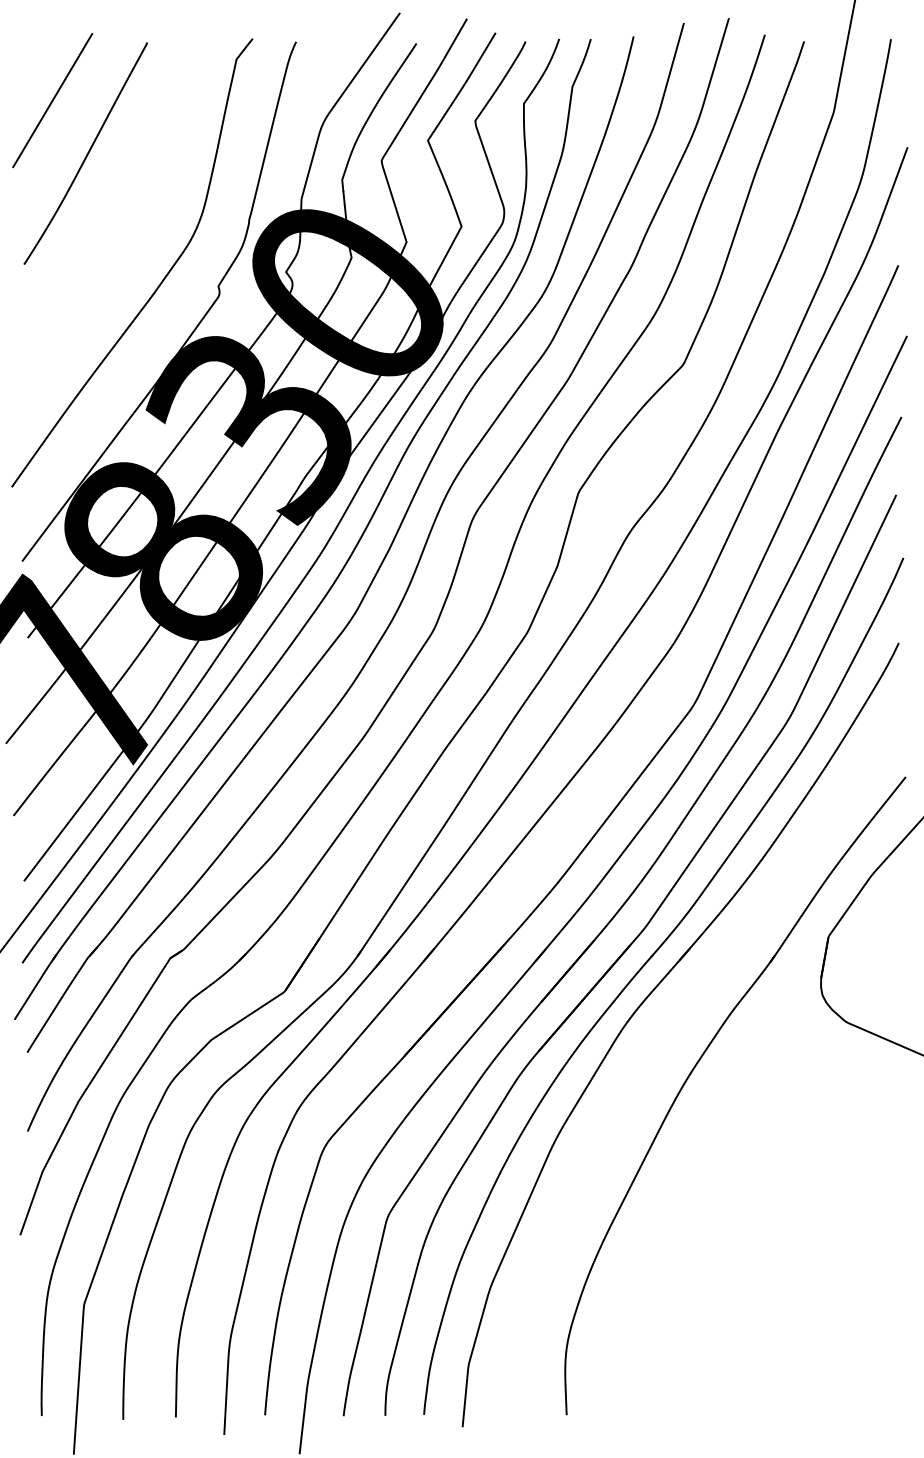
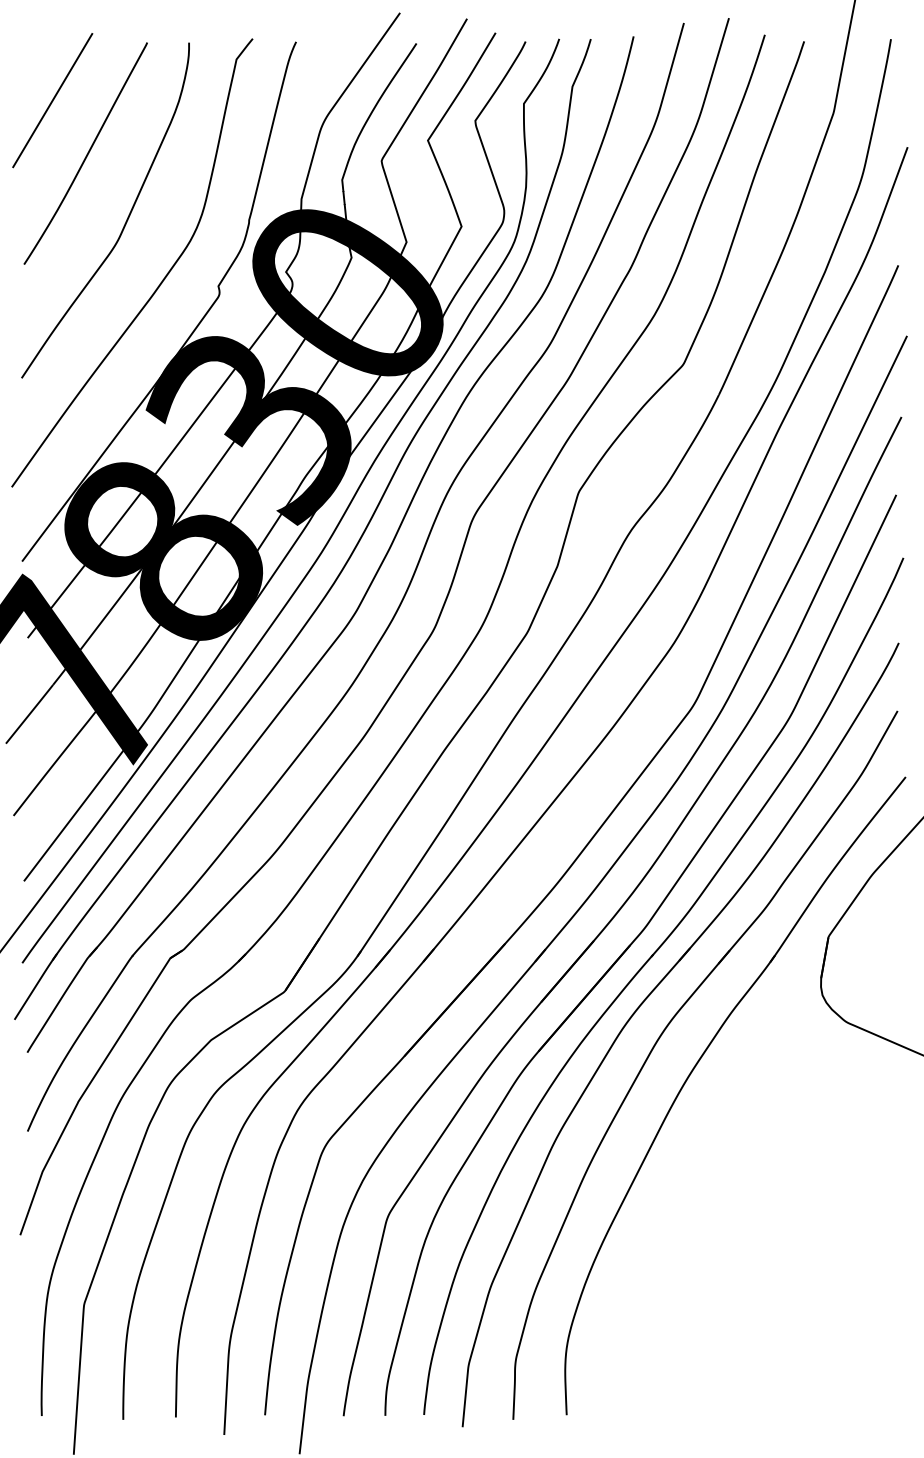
curve: none -> present (125, 221)
part: none -> present (661, 1036)
